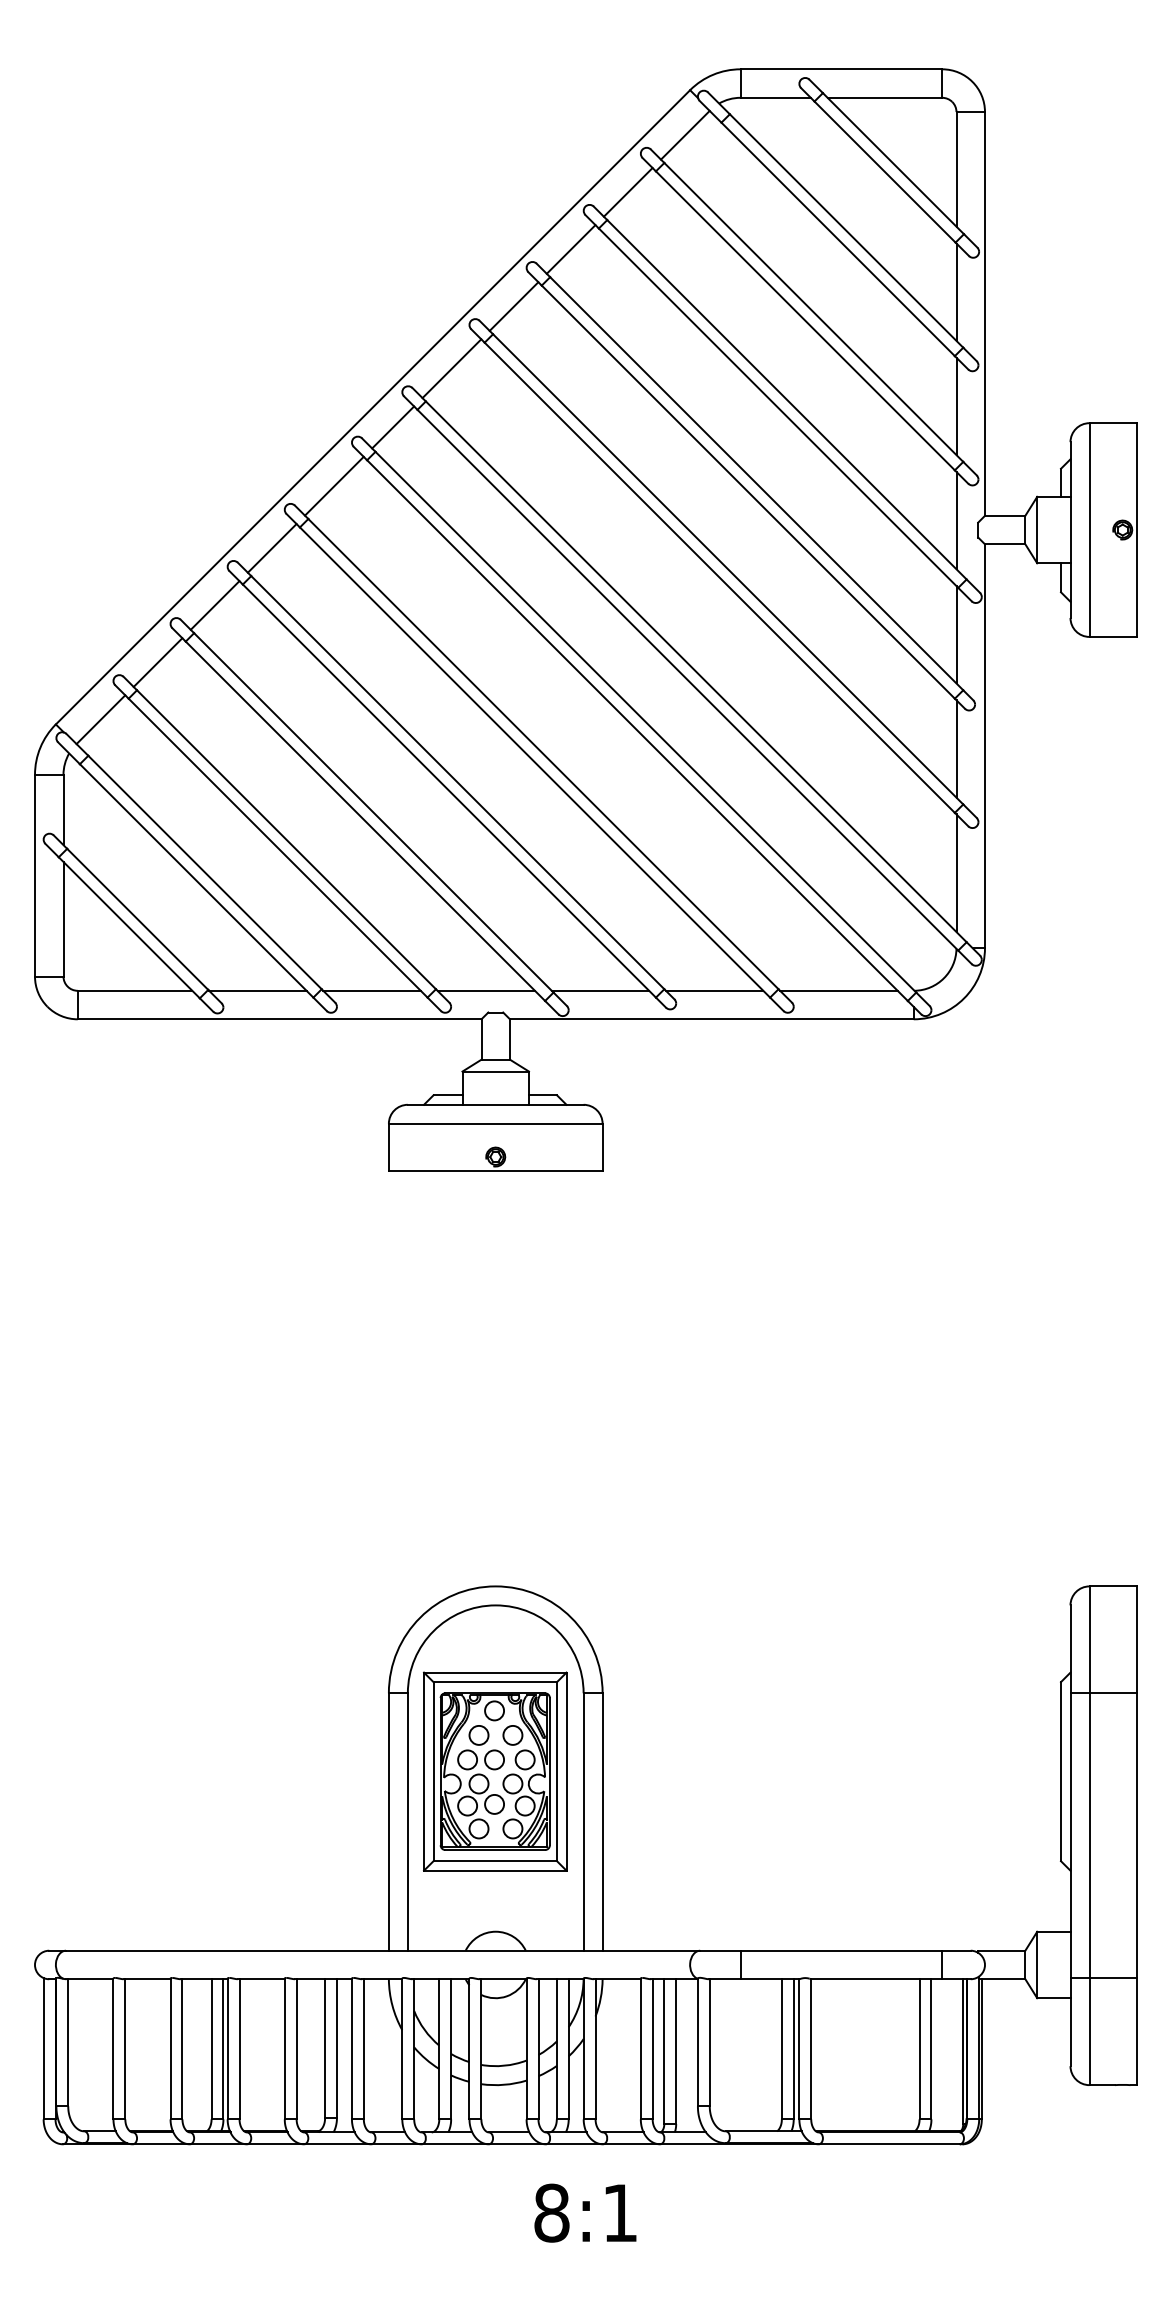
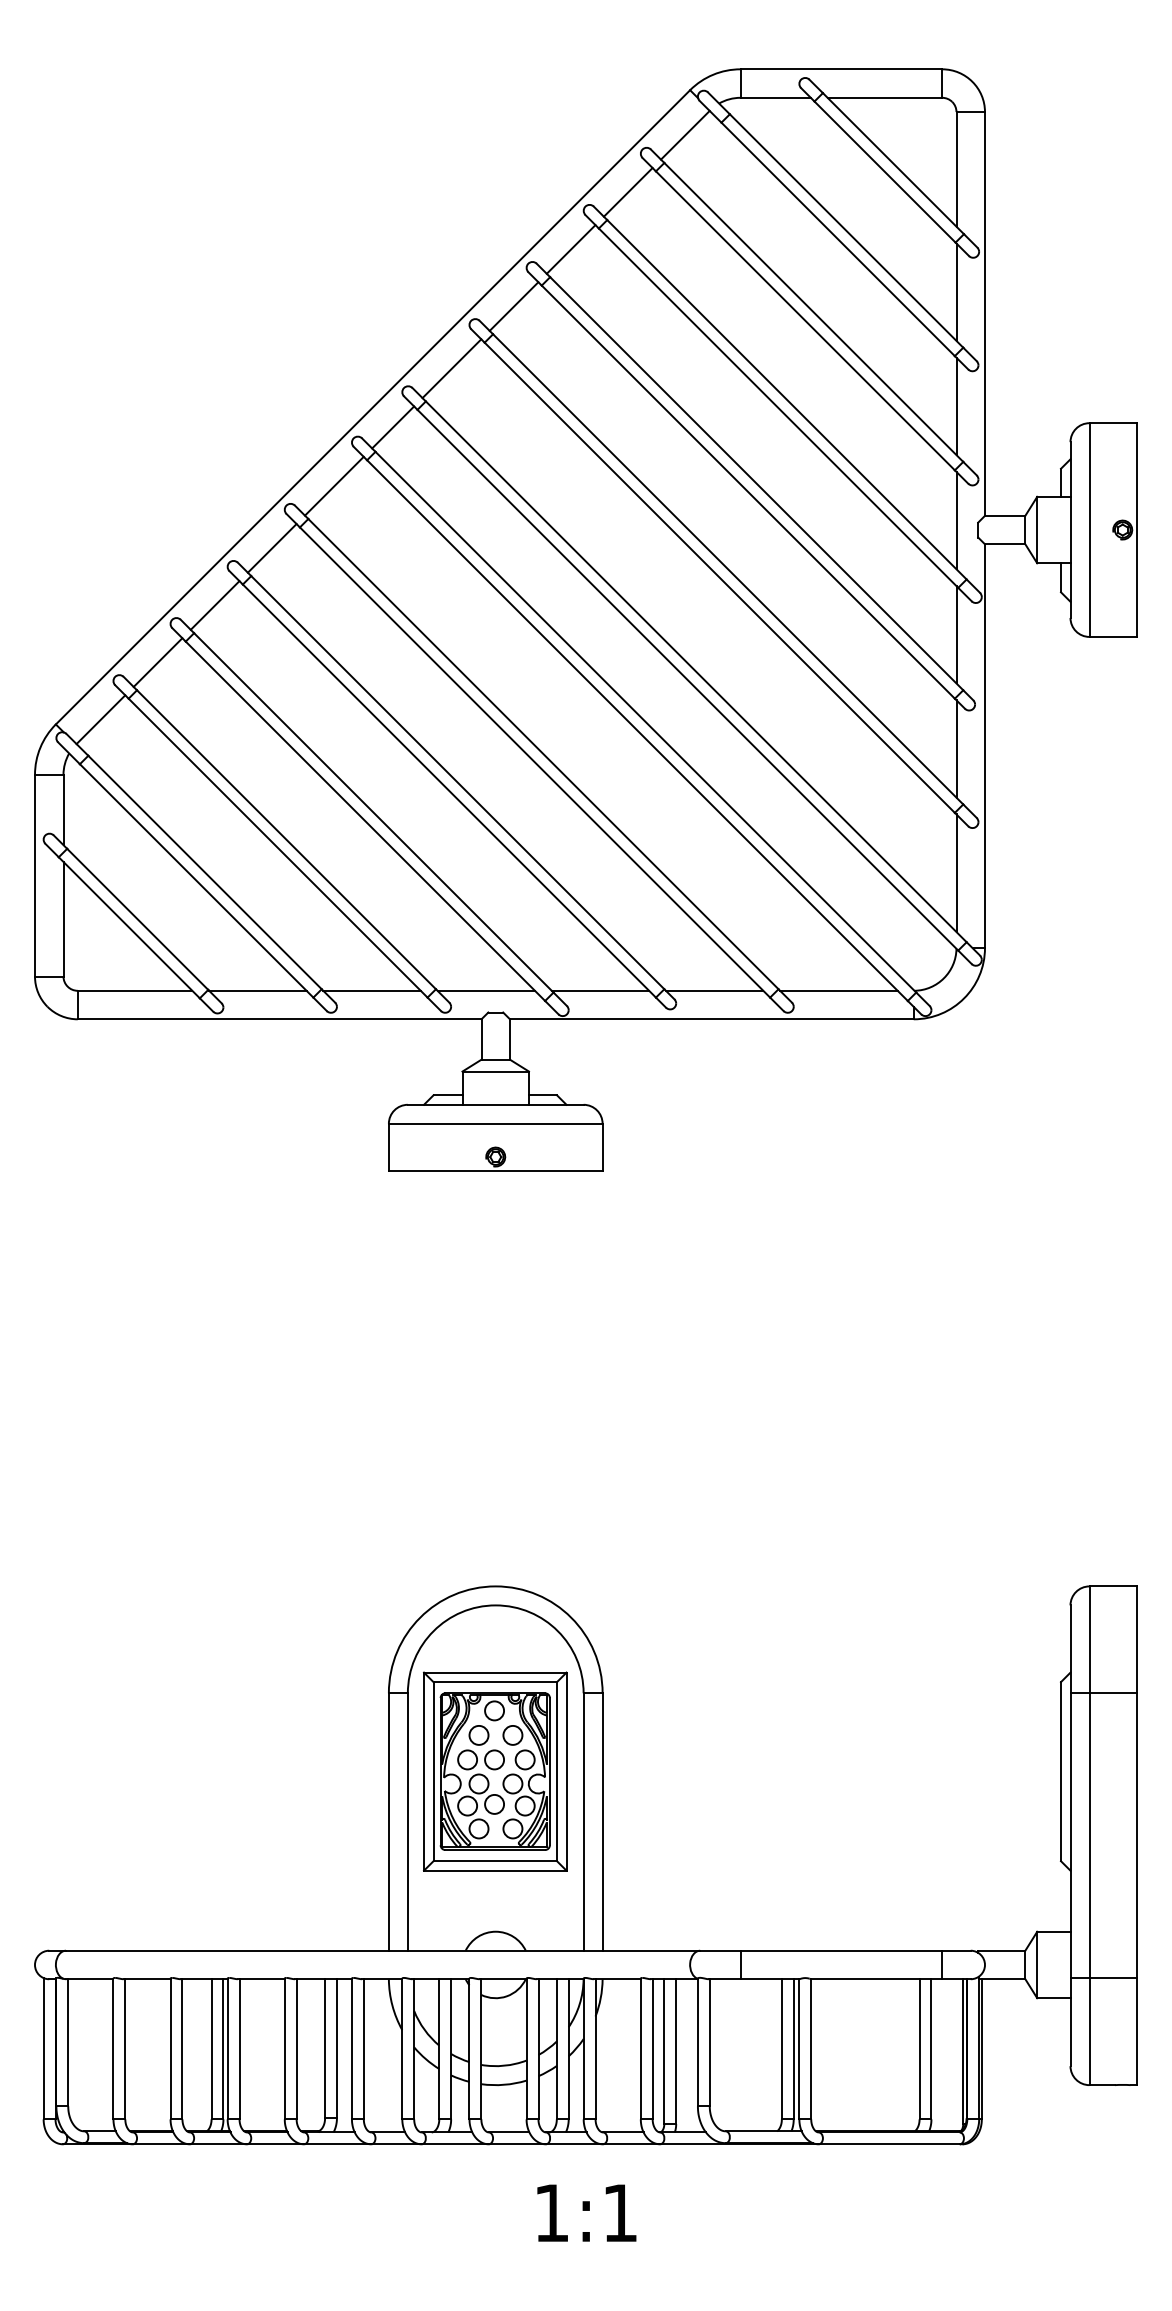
text: 8:1 -> 1:1 (551, 2212)
